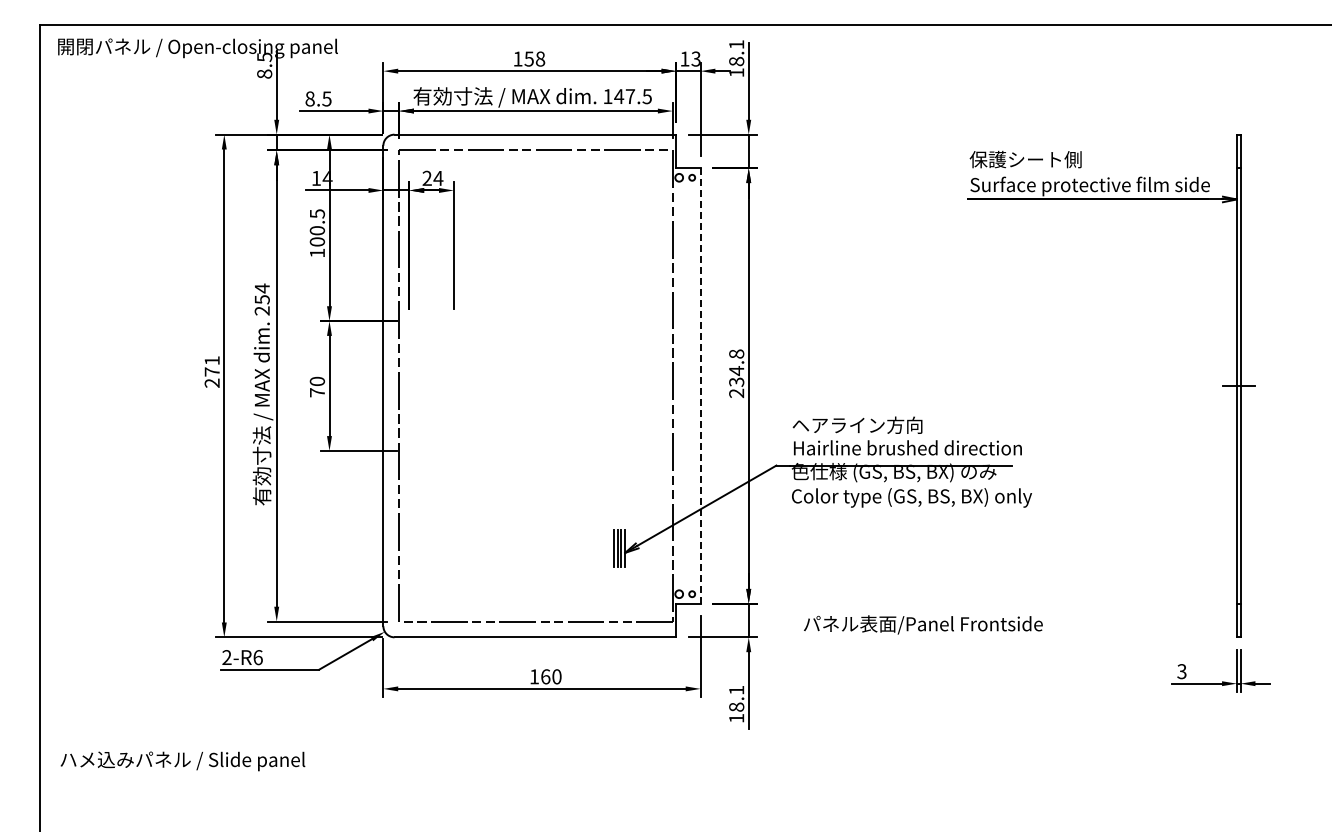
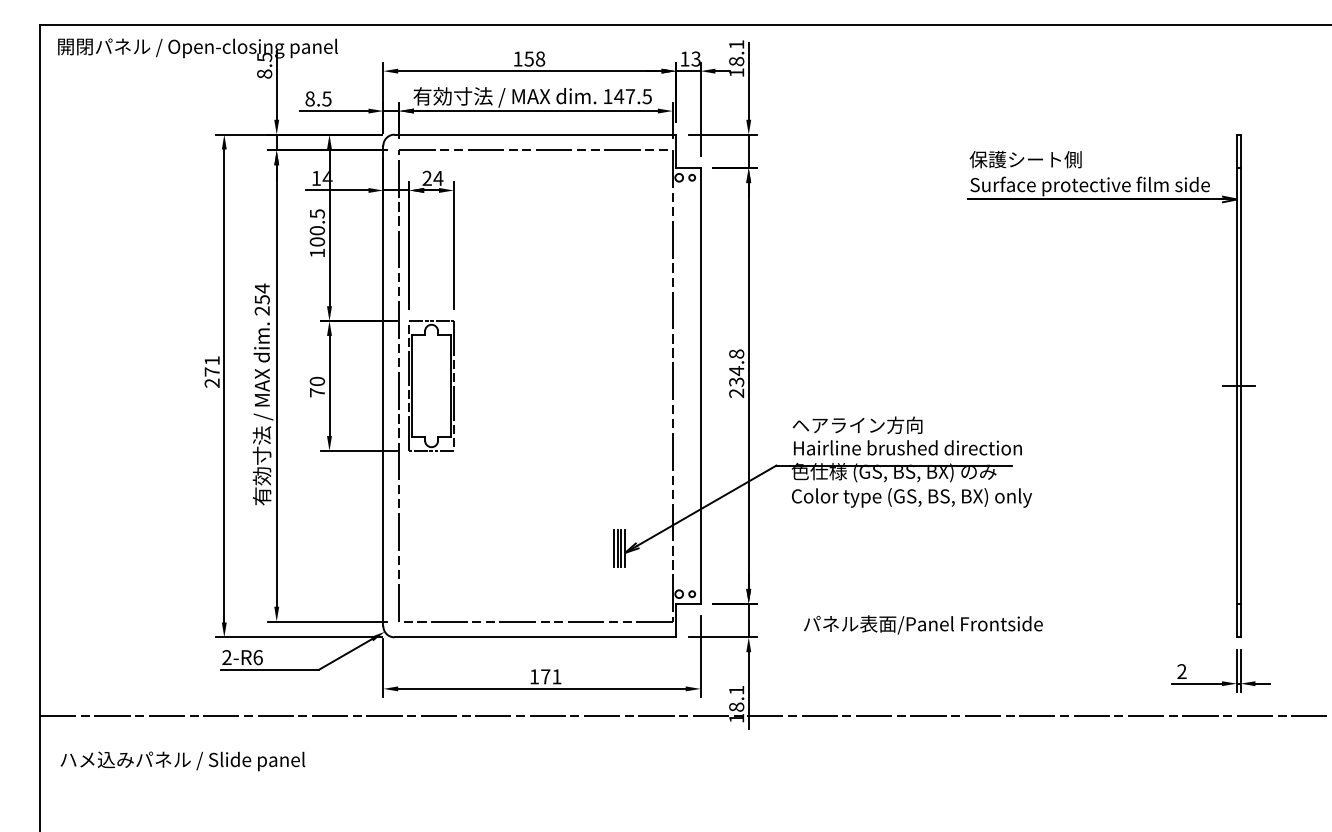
part: none -> present (431, 385)
line: dashed -> solid (700, 386)
text: 3 -> 2 (1181, 671)
text: 160 -> 171 (551, 676)
line: none -> present (683, 715)
